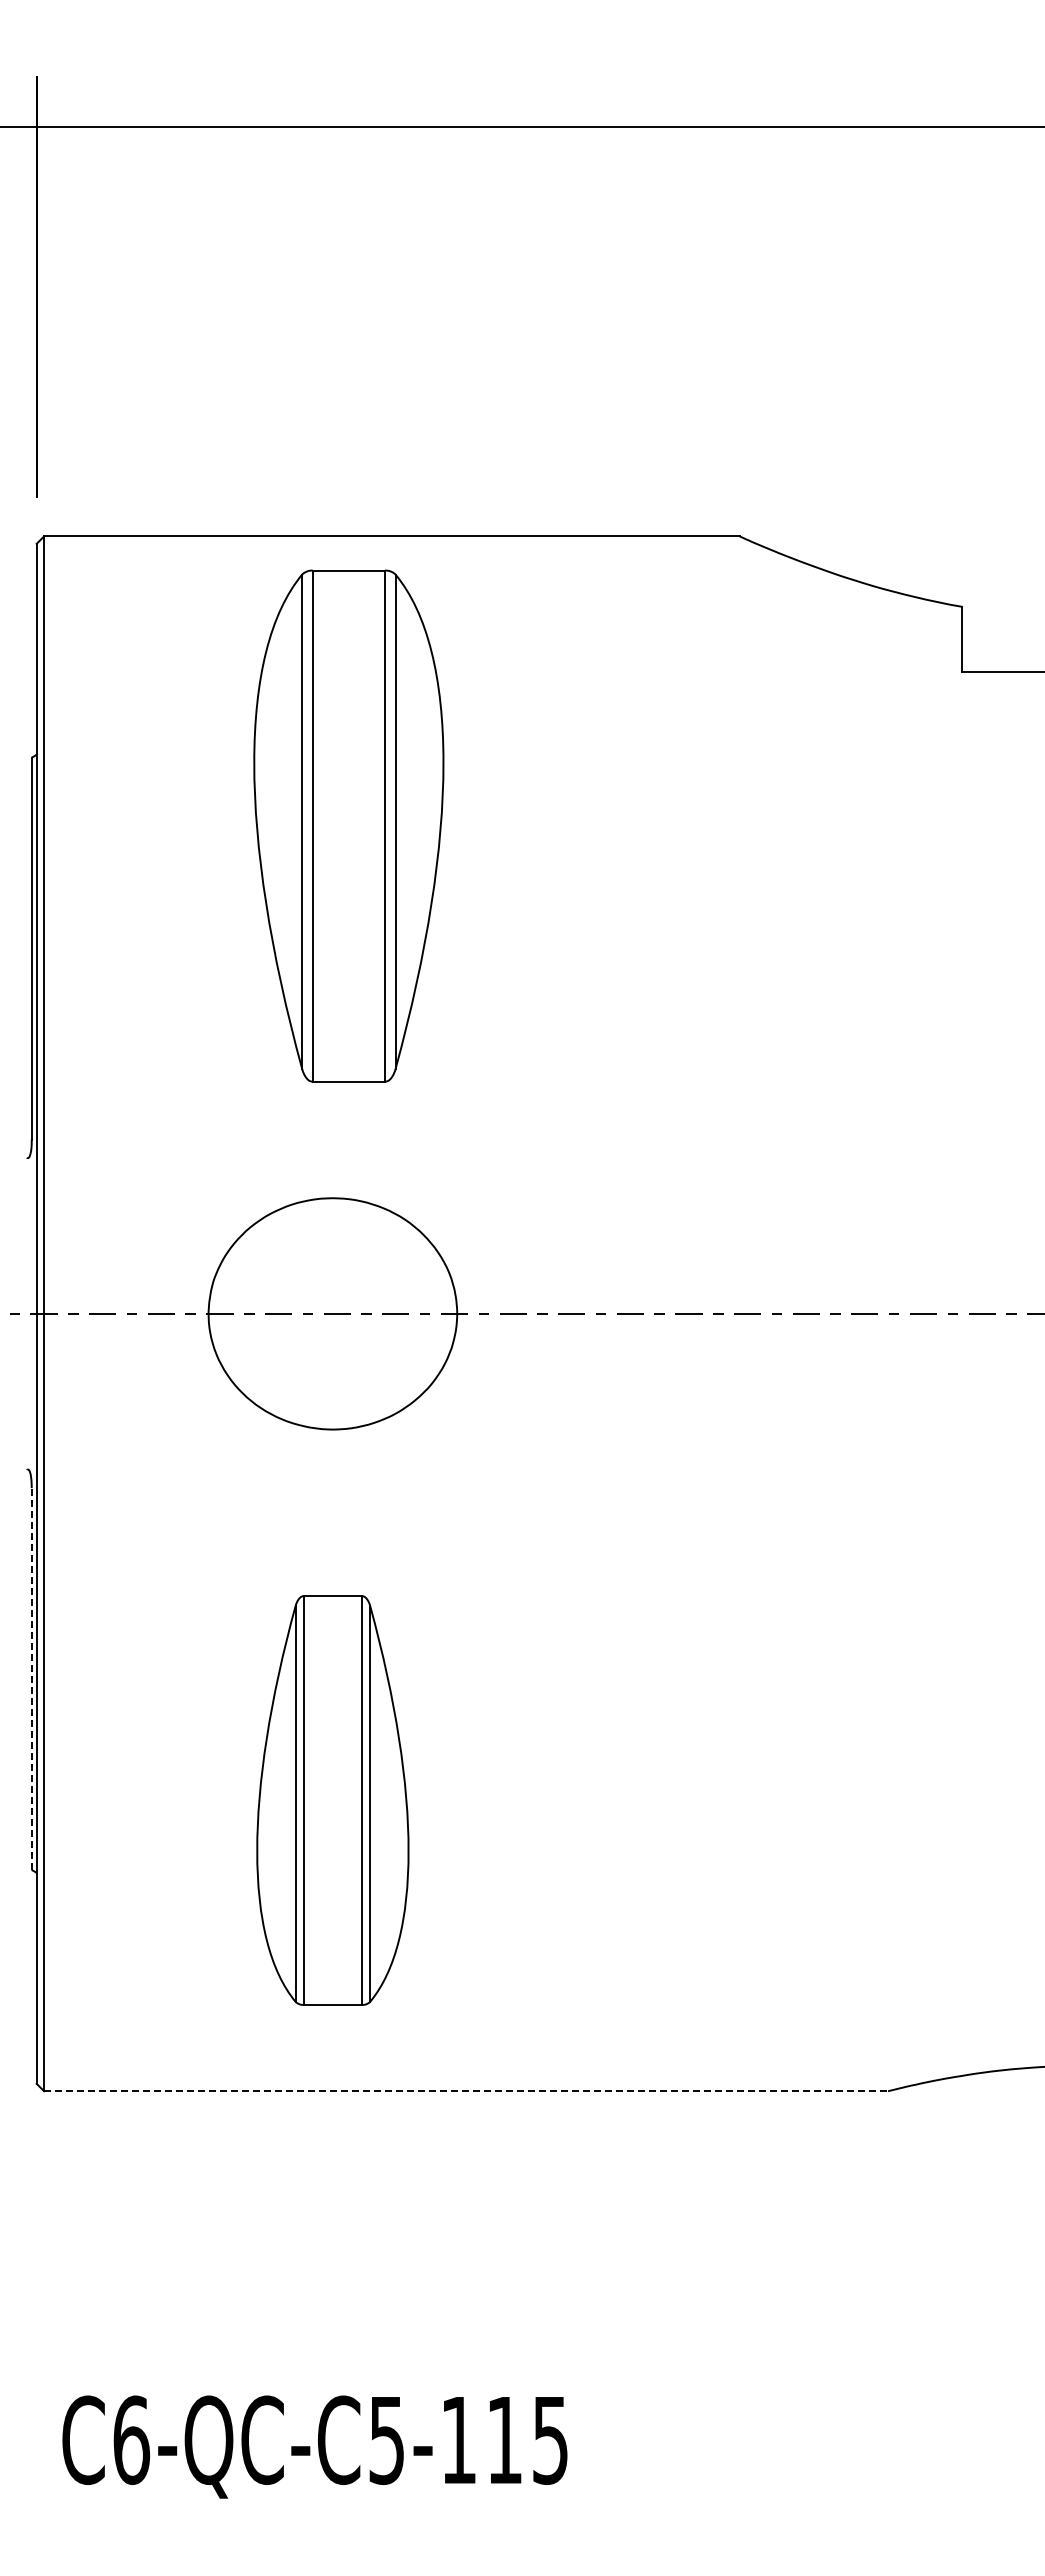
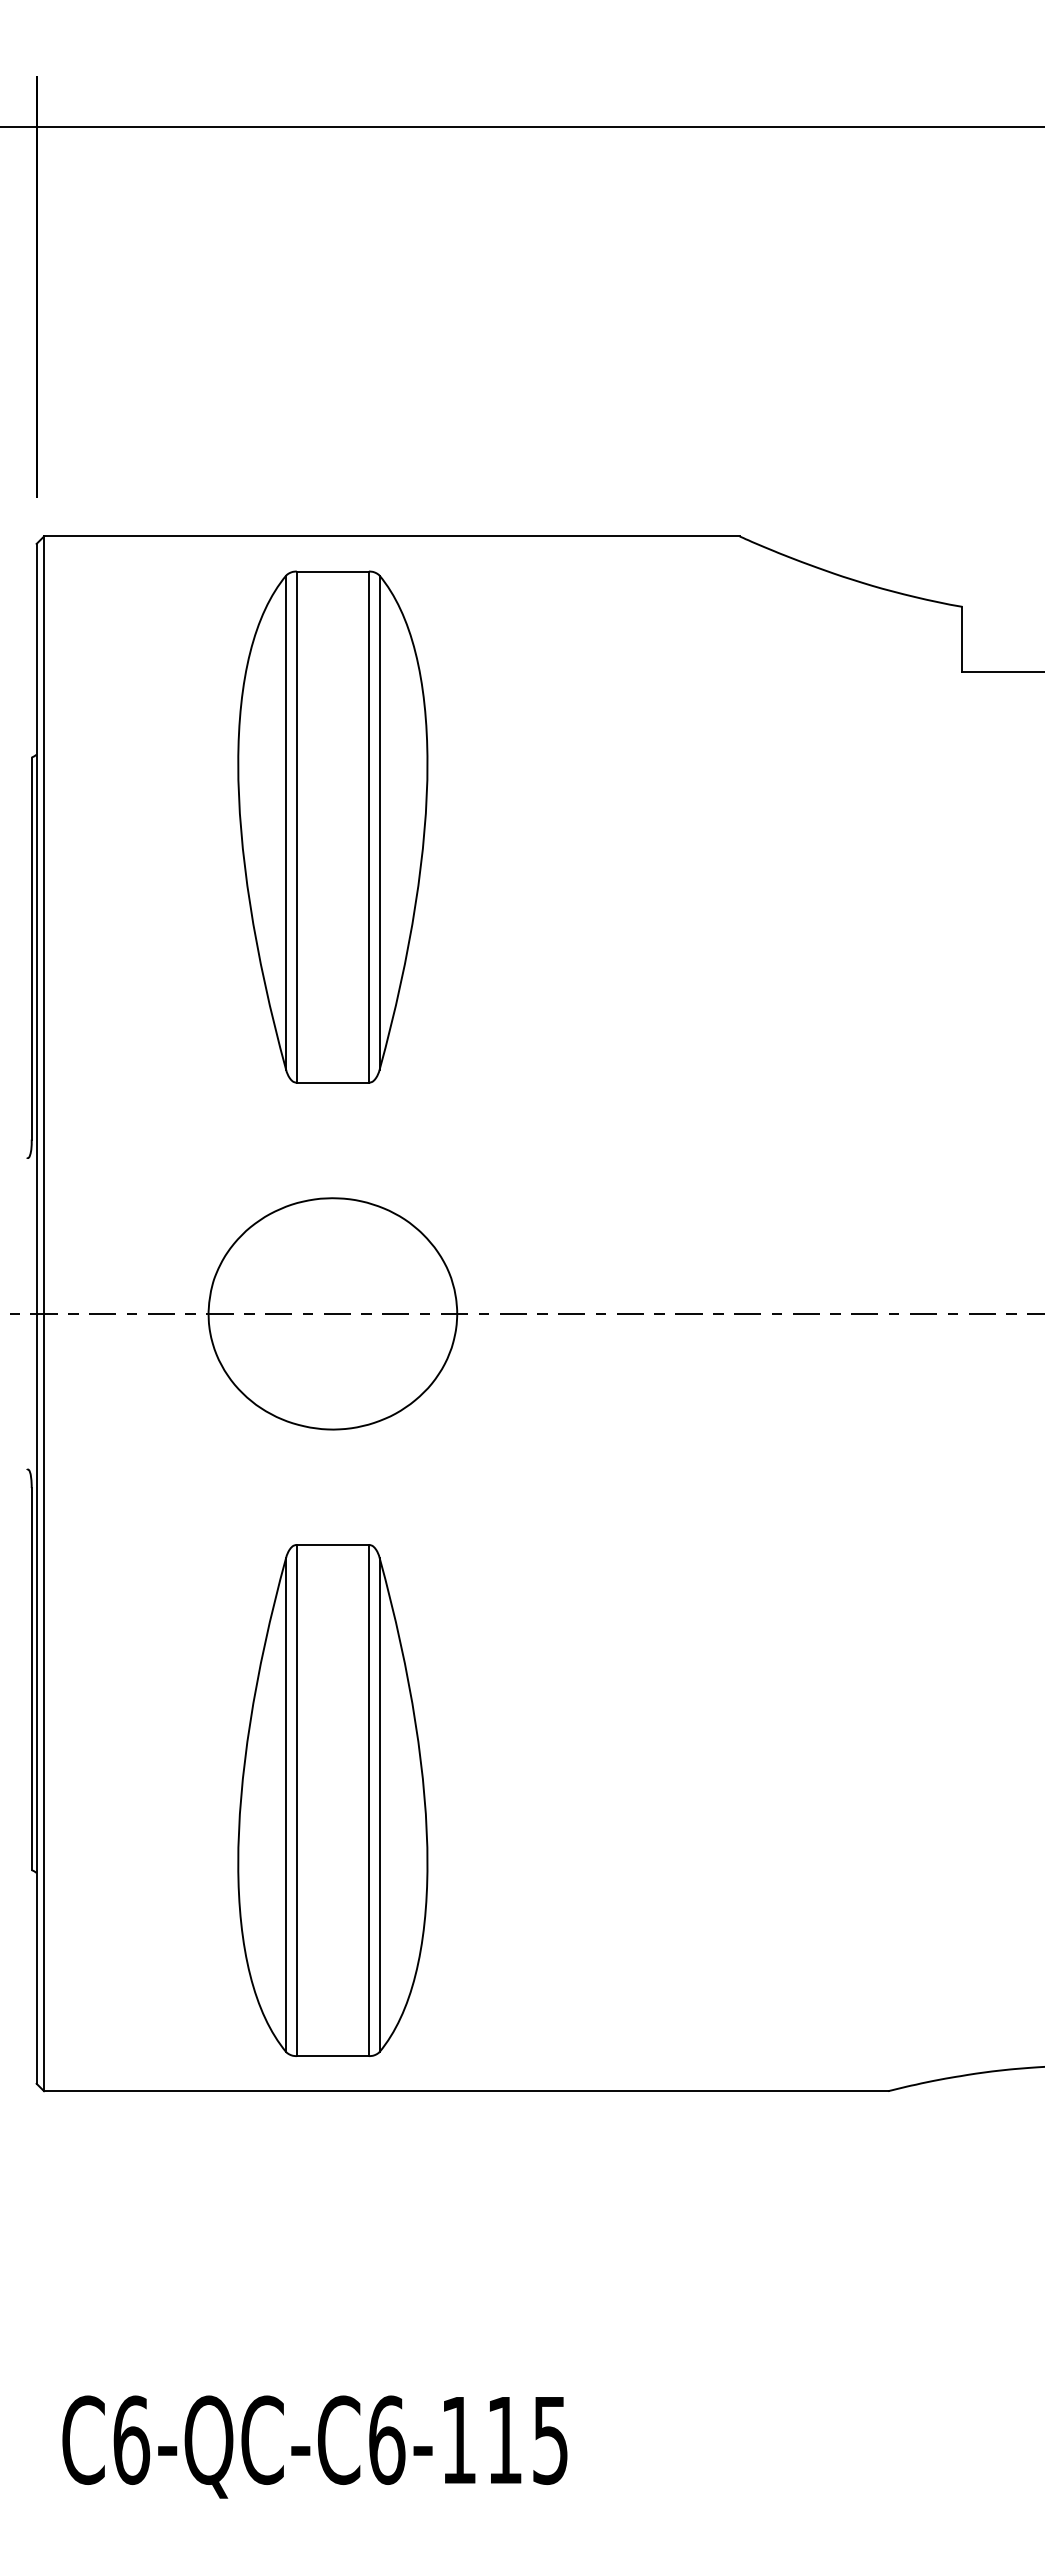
part position: (348, 825) -> (332, 826) (332, 826)
line: dashed -> solid (31, 1679)
part size: 154x411 px -> 192x513 px (332, 1800)
line: dashed -> solid (466, 2091)
text: C6-QC-C5-115 -> C6-QC-C6-115 (387, 2440)
